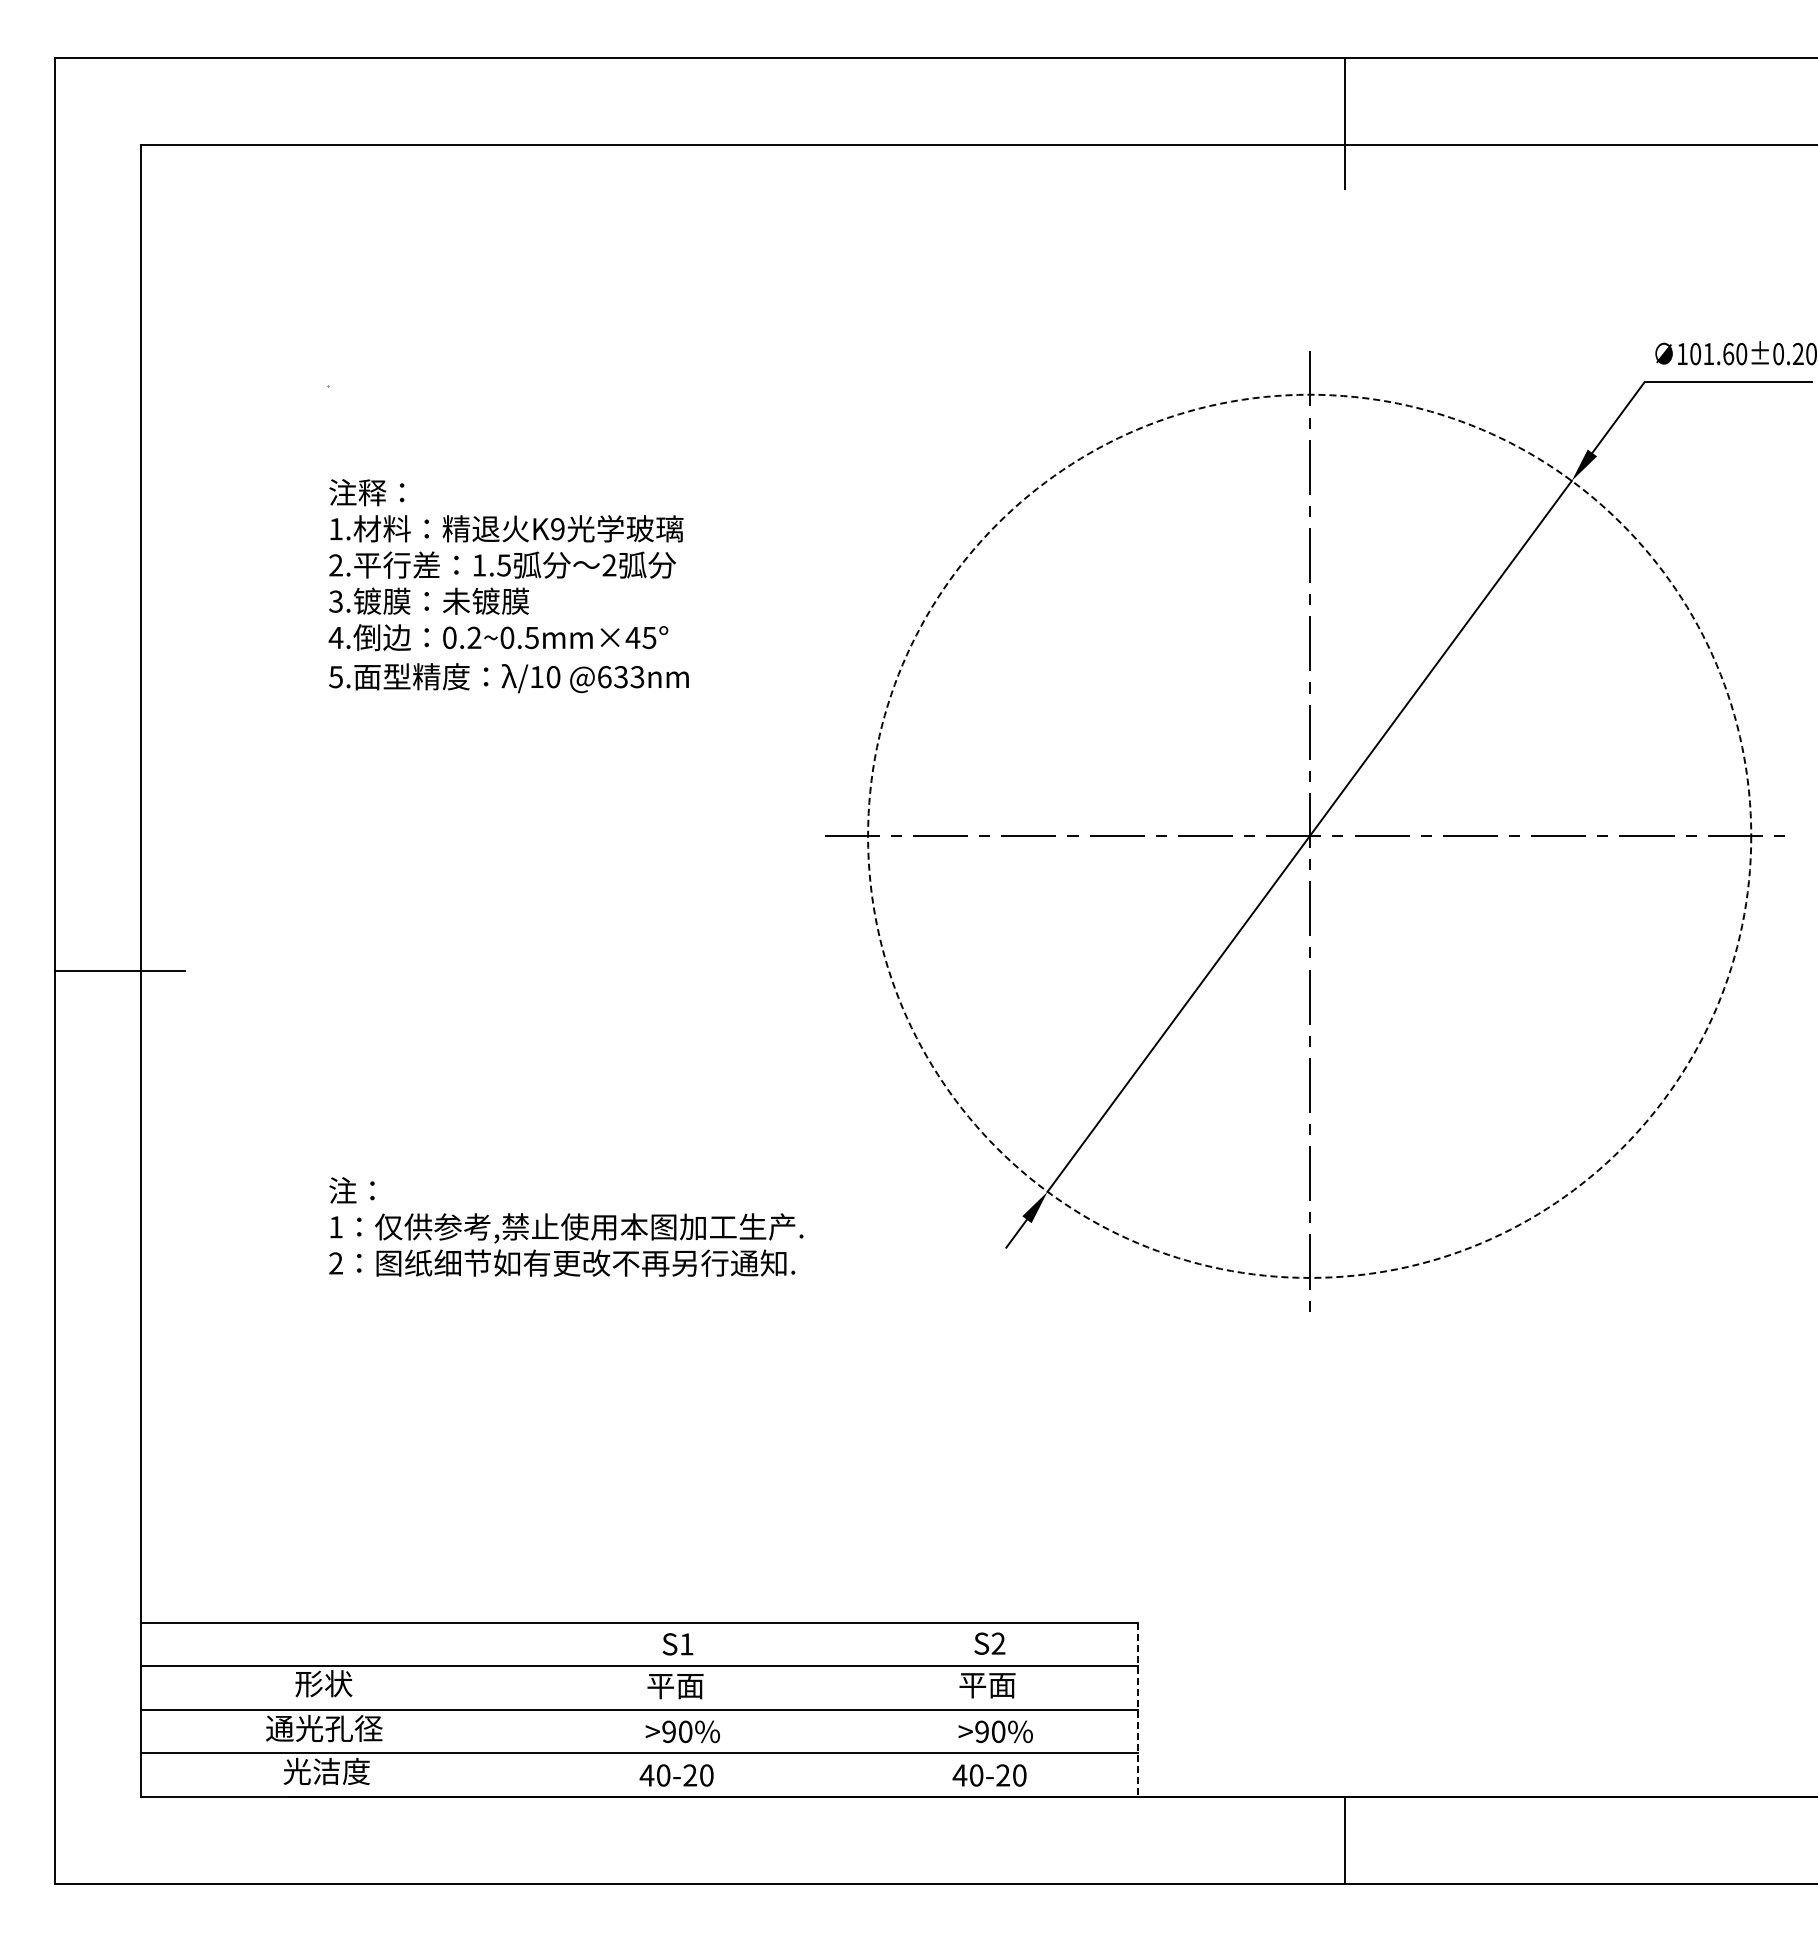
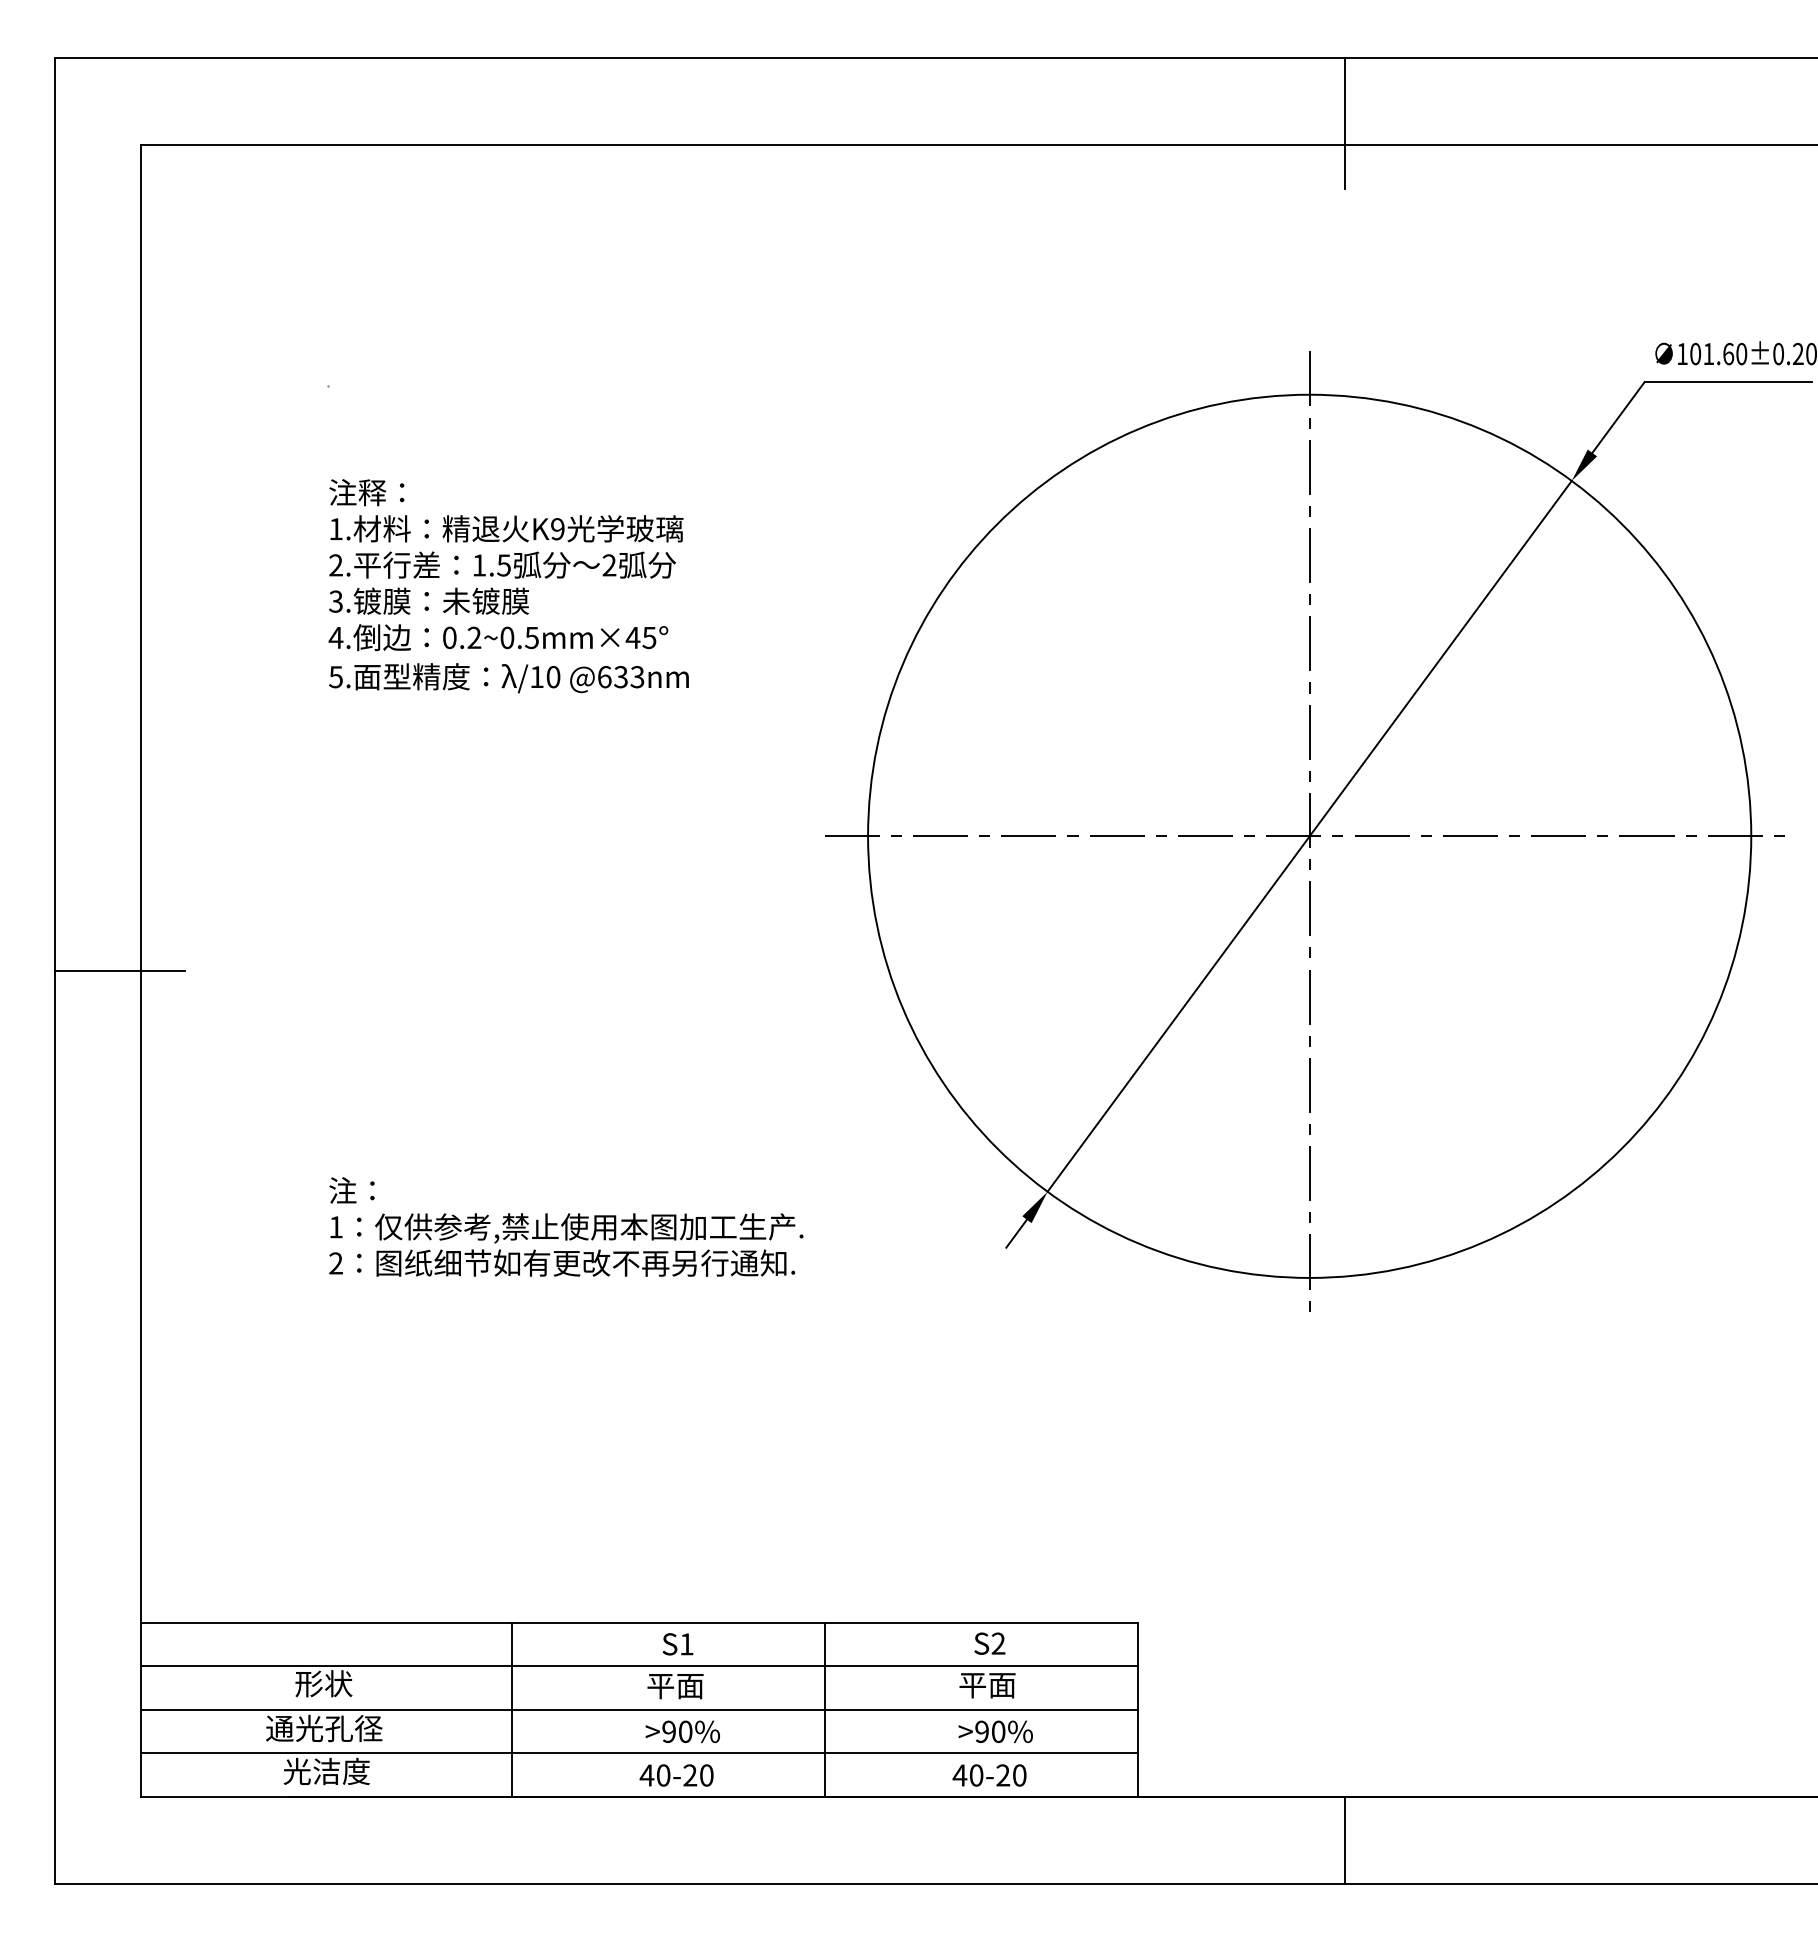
circle: dashed -> solid (1309, 835)
line: none -> present (512, 1709)
line: none -> present (825, 1709)
line: dashed -> solid (1138, 1709)
